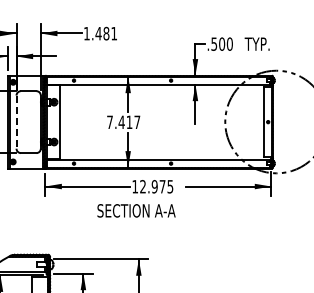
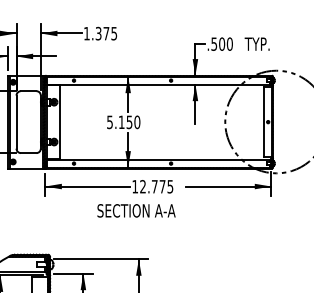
text: 1.481 -> 1.375 (106, 33)
line: dashed -> solid (16, 122)
text: 7.417 -> 5.150 (123, 122)
text: 12.975 -> 12.775 (154, 186)
